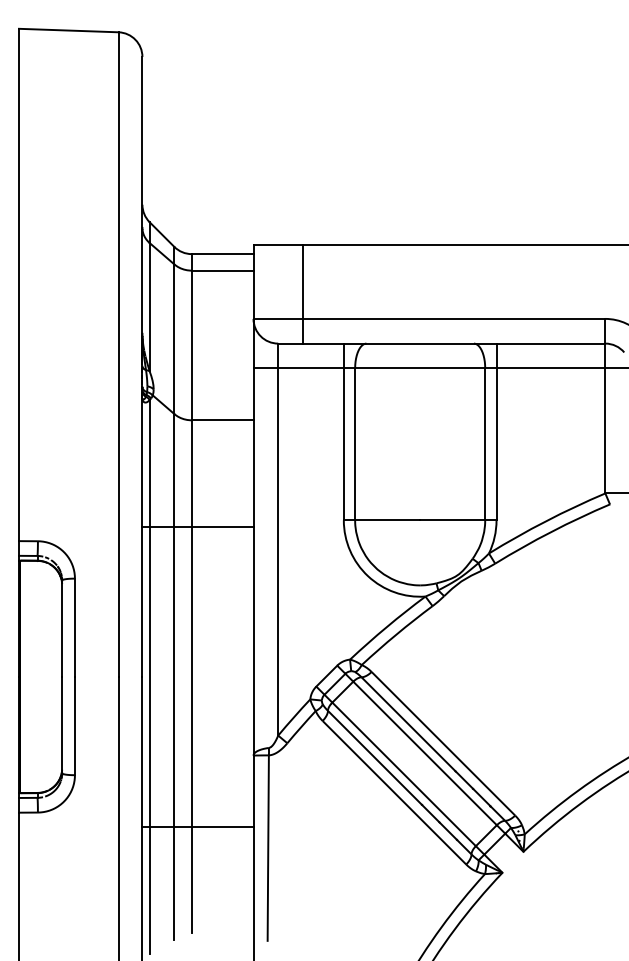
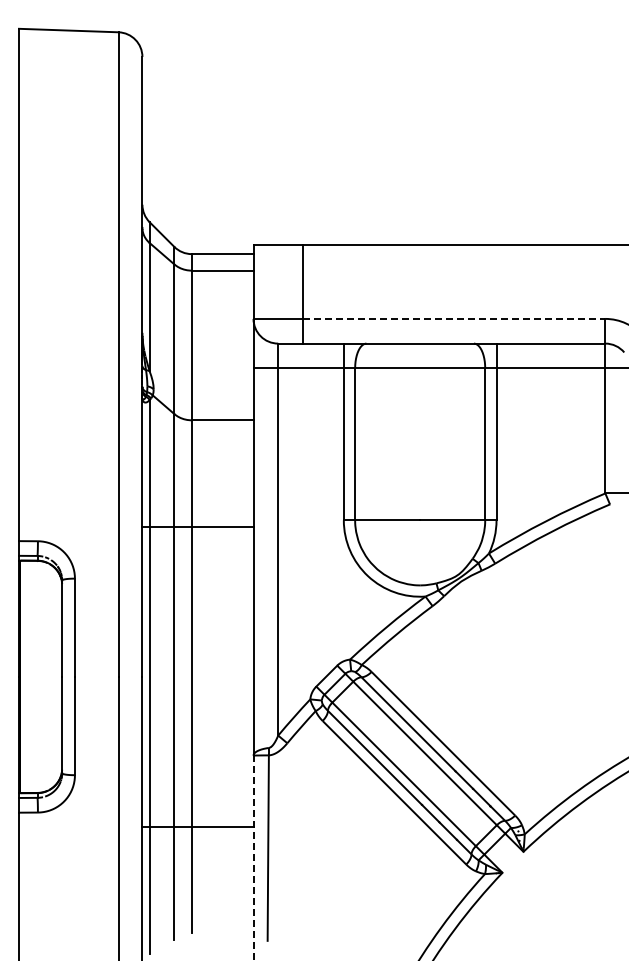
line: solid -> dashed (454, 318)
line: solid -> dashed (253, 857)
